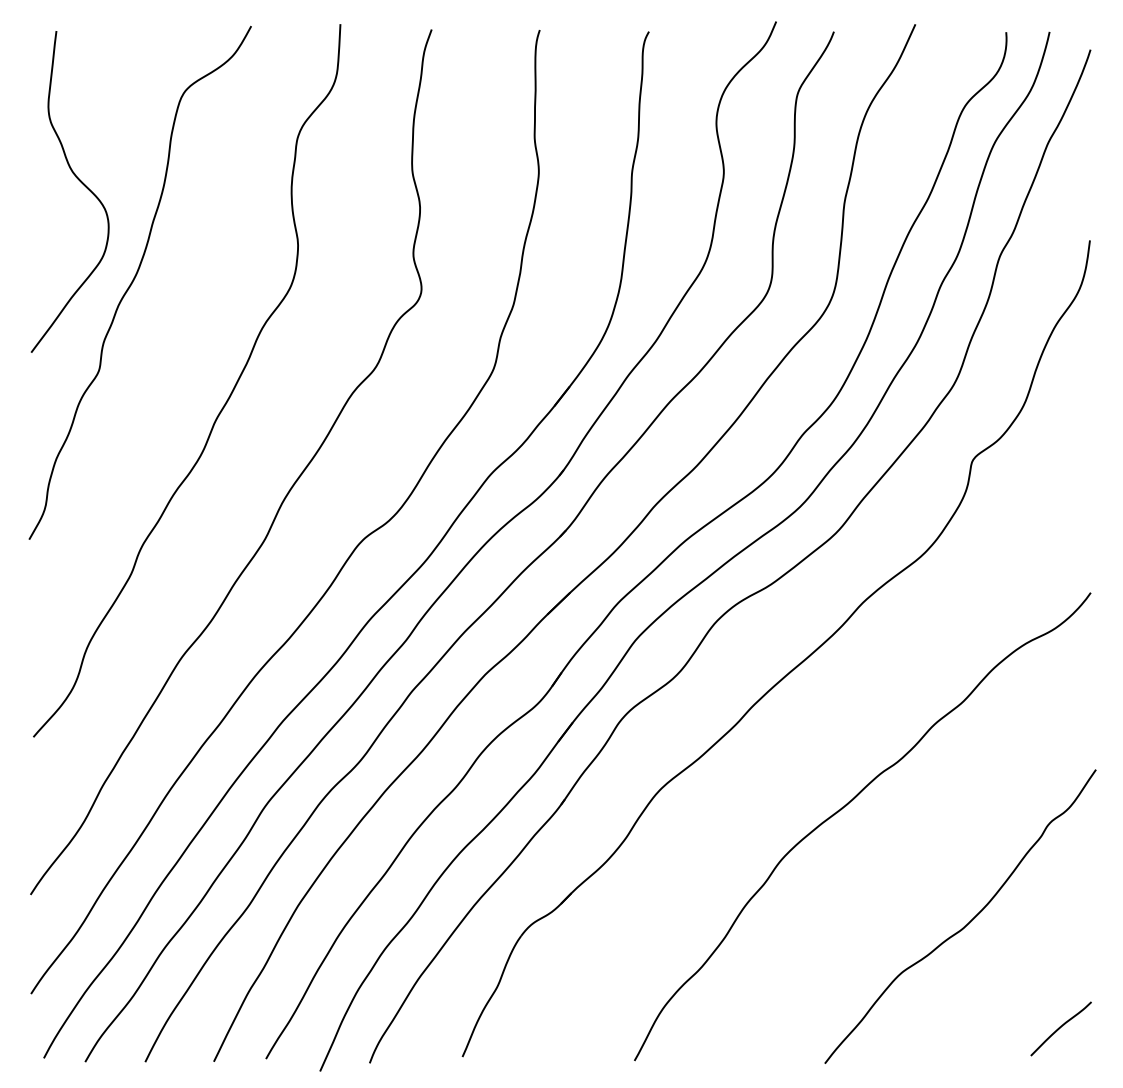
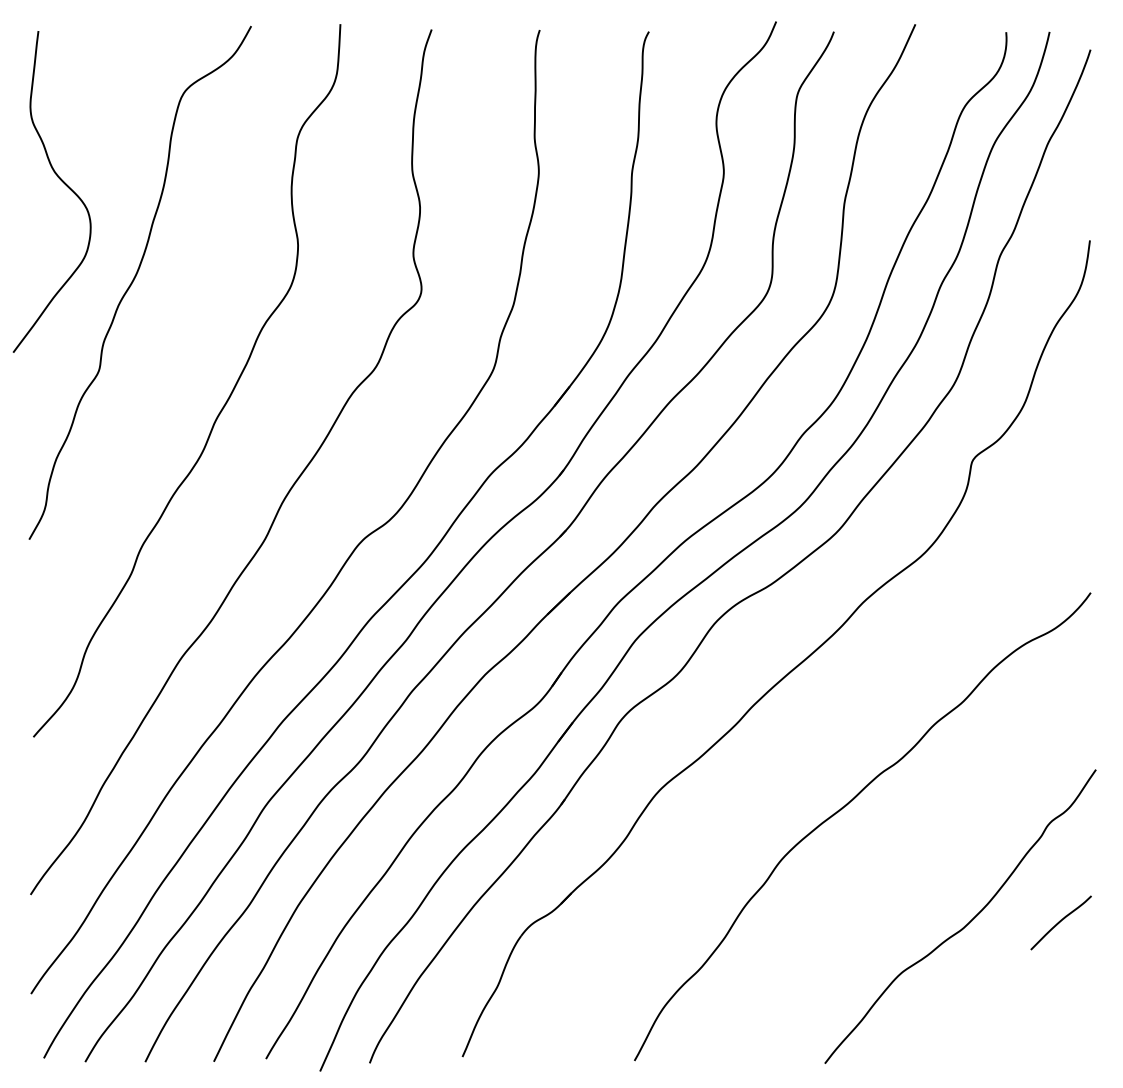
curve position: (79, 181) -> (61, 181) (61, 181)
curve position: (1060, 1028) -> (1060, 922) (1060, 922)
